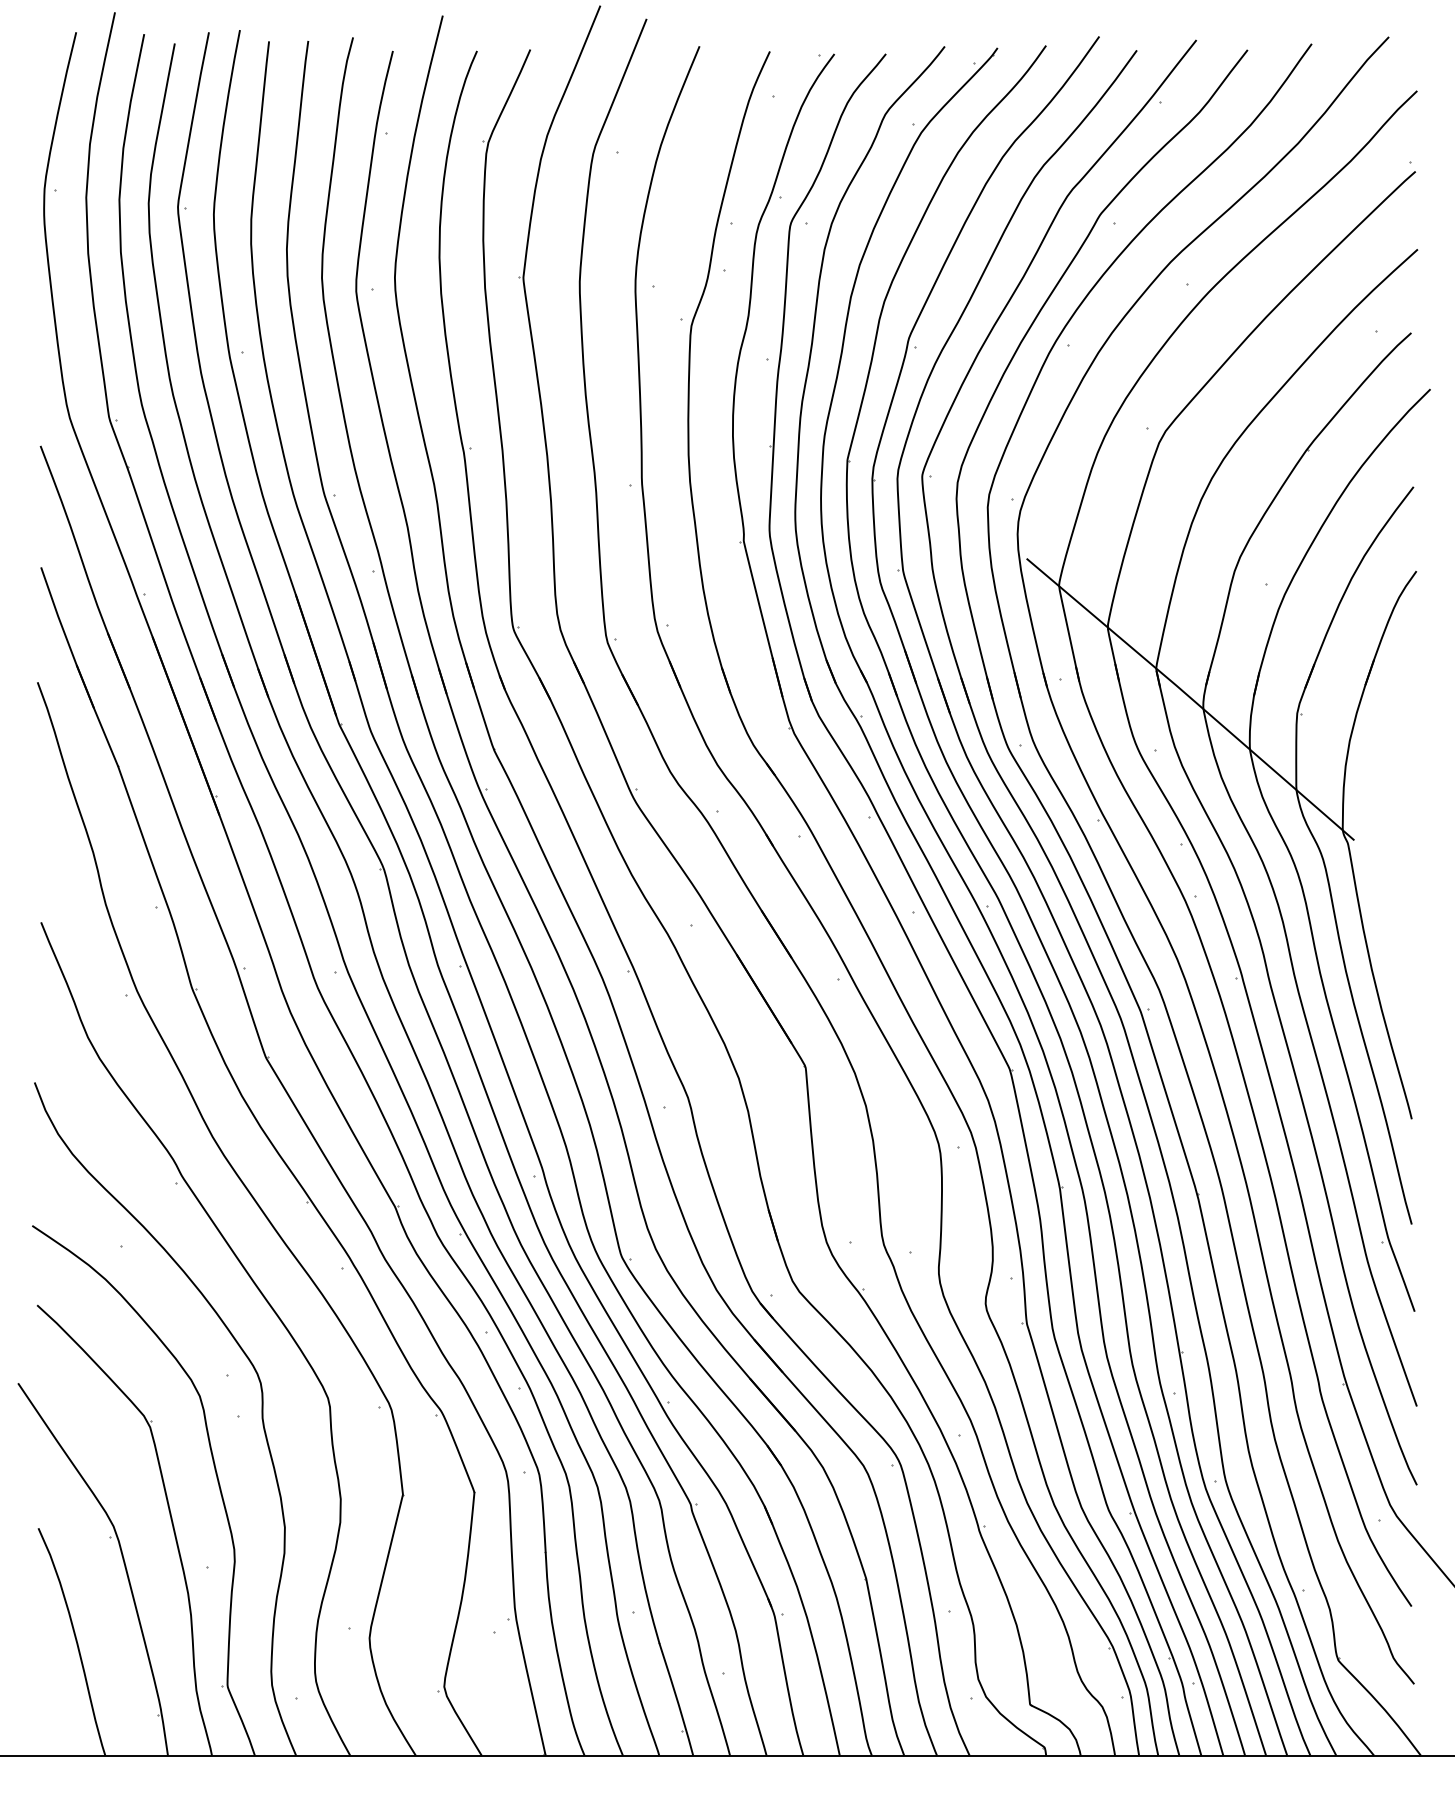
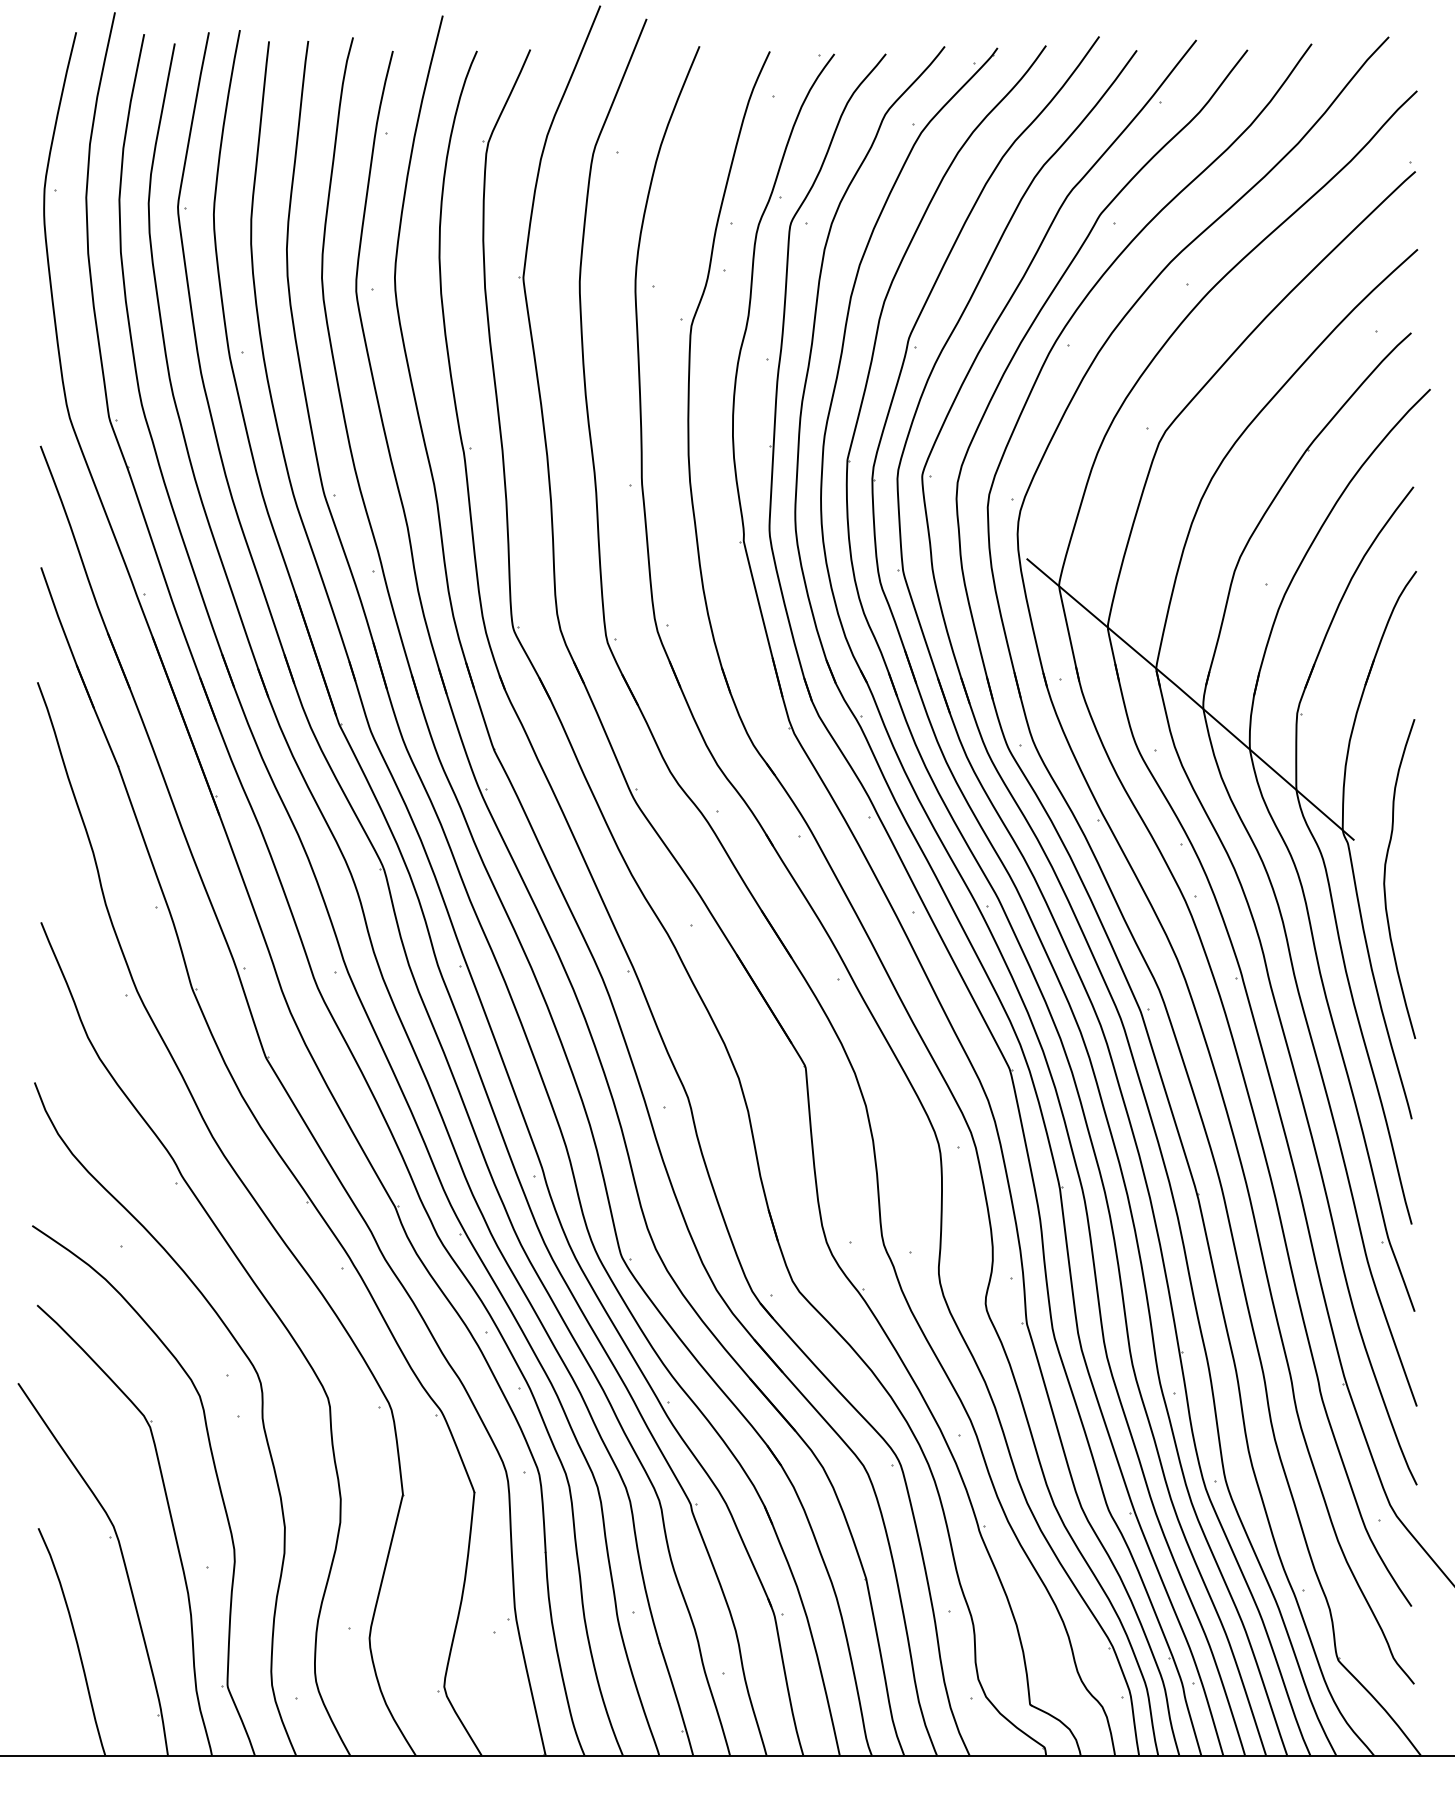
curve: none -> present (1385, 879)
